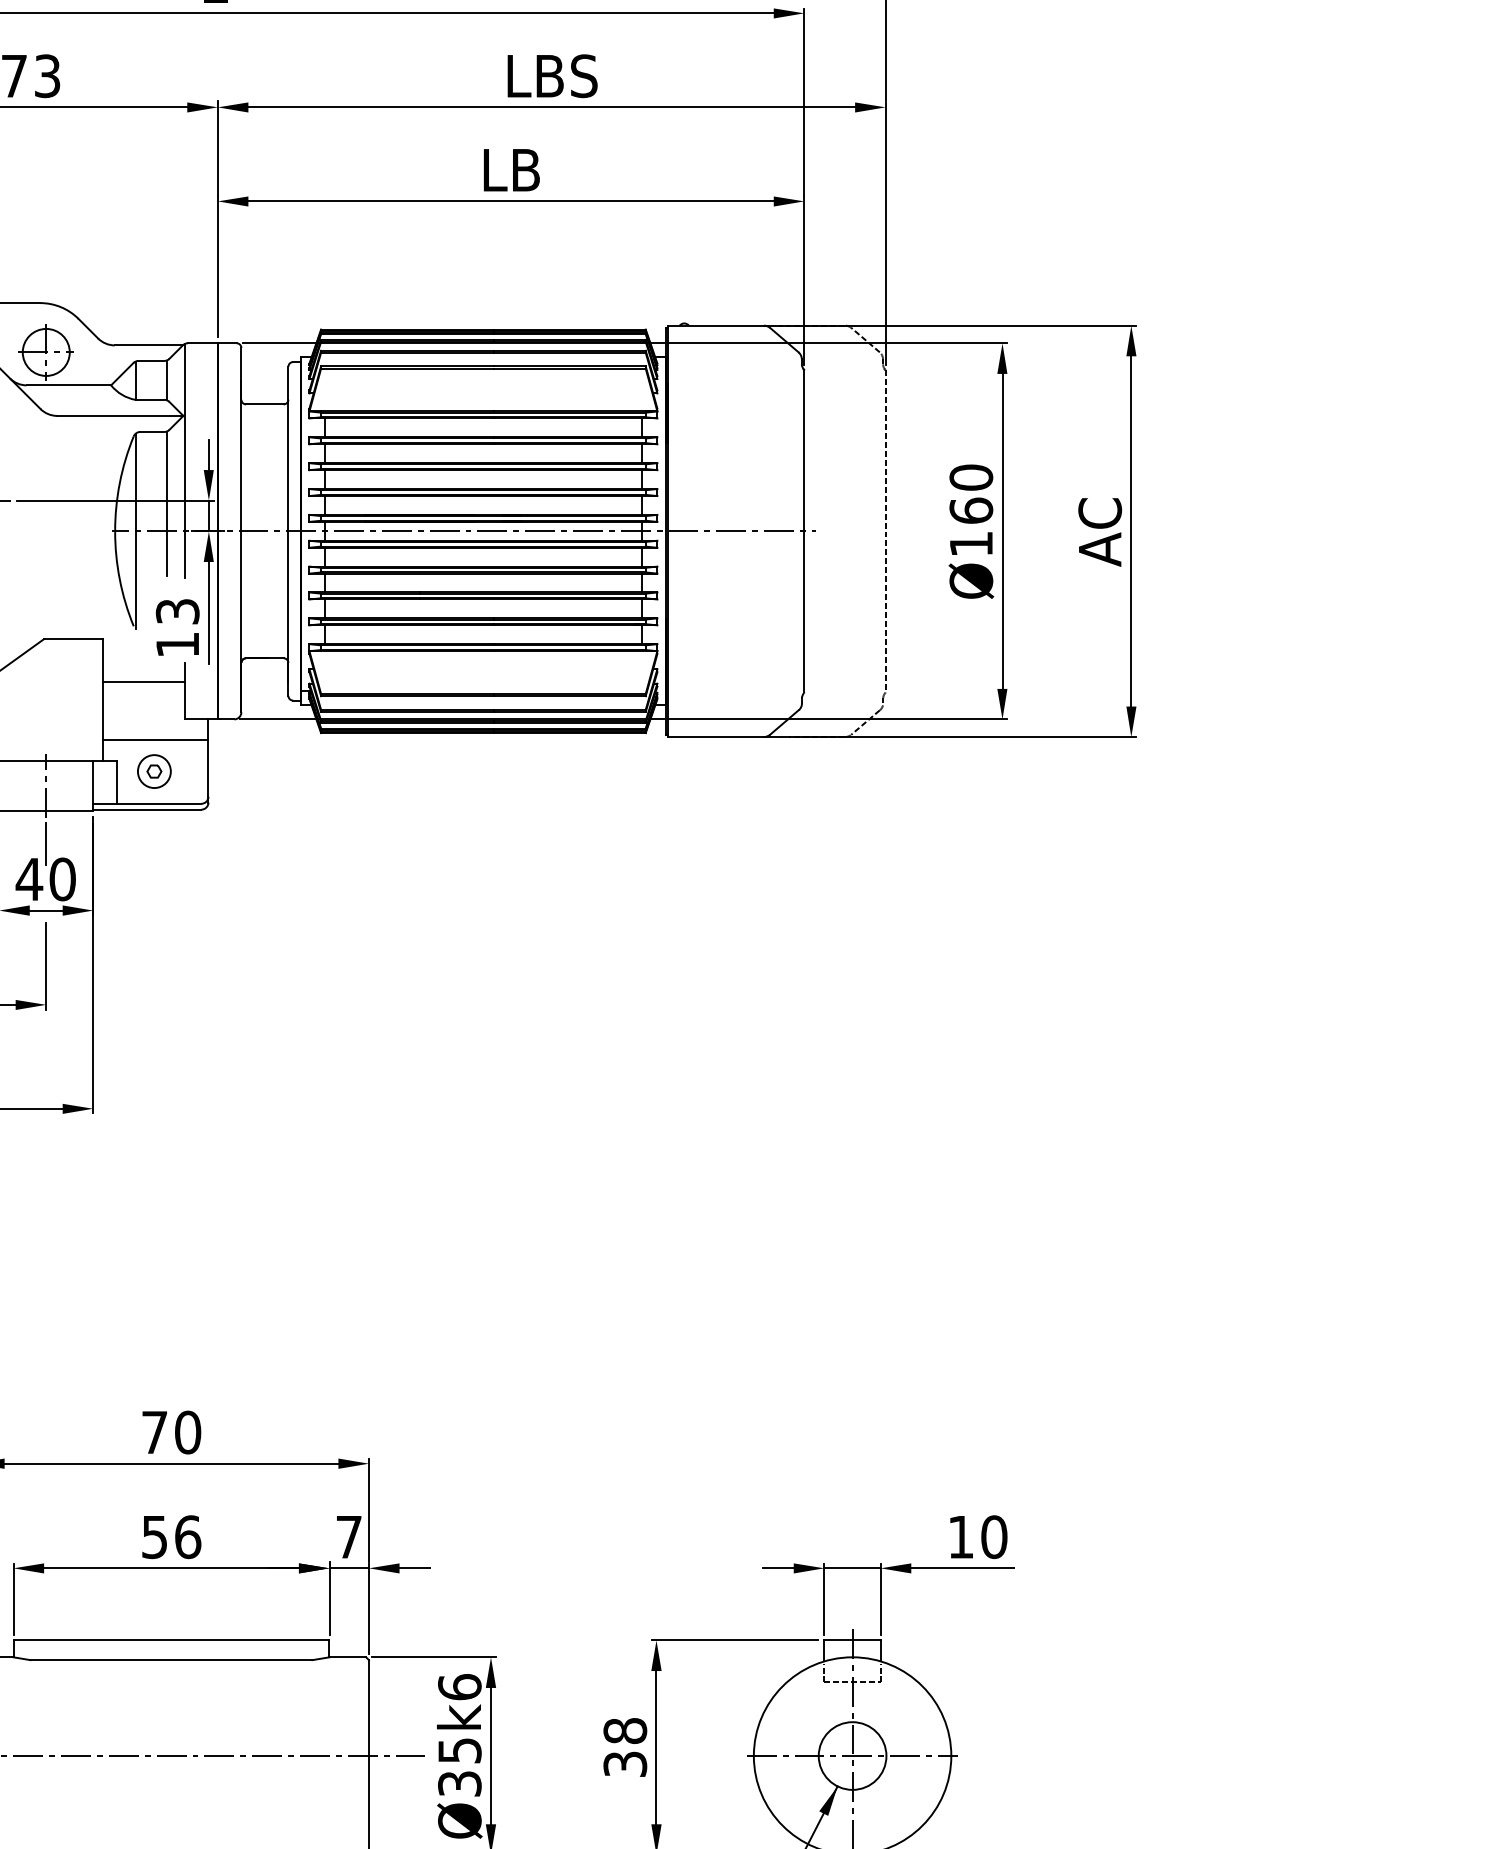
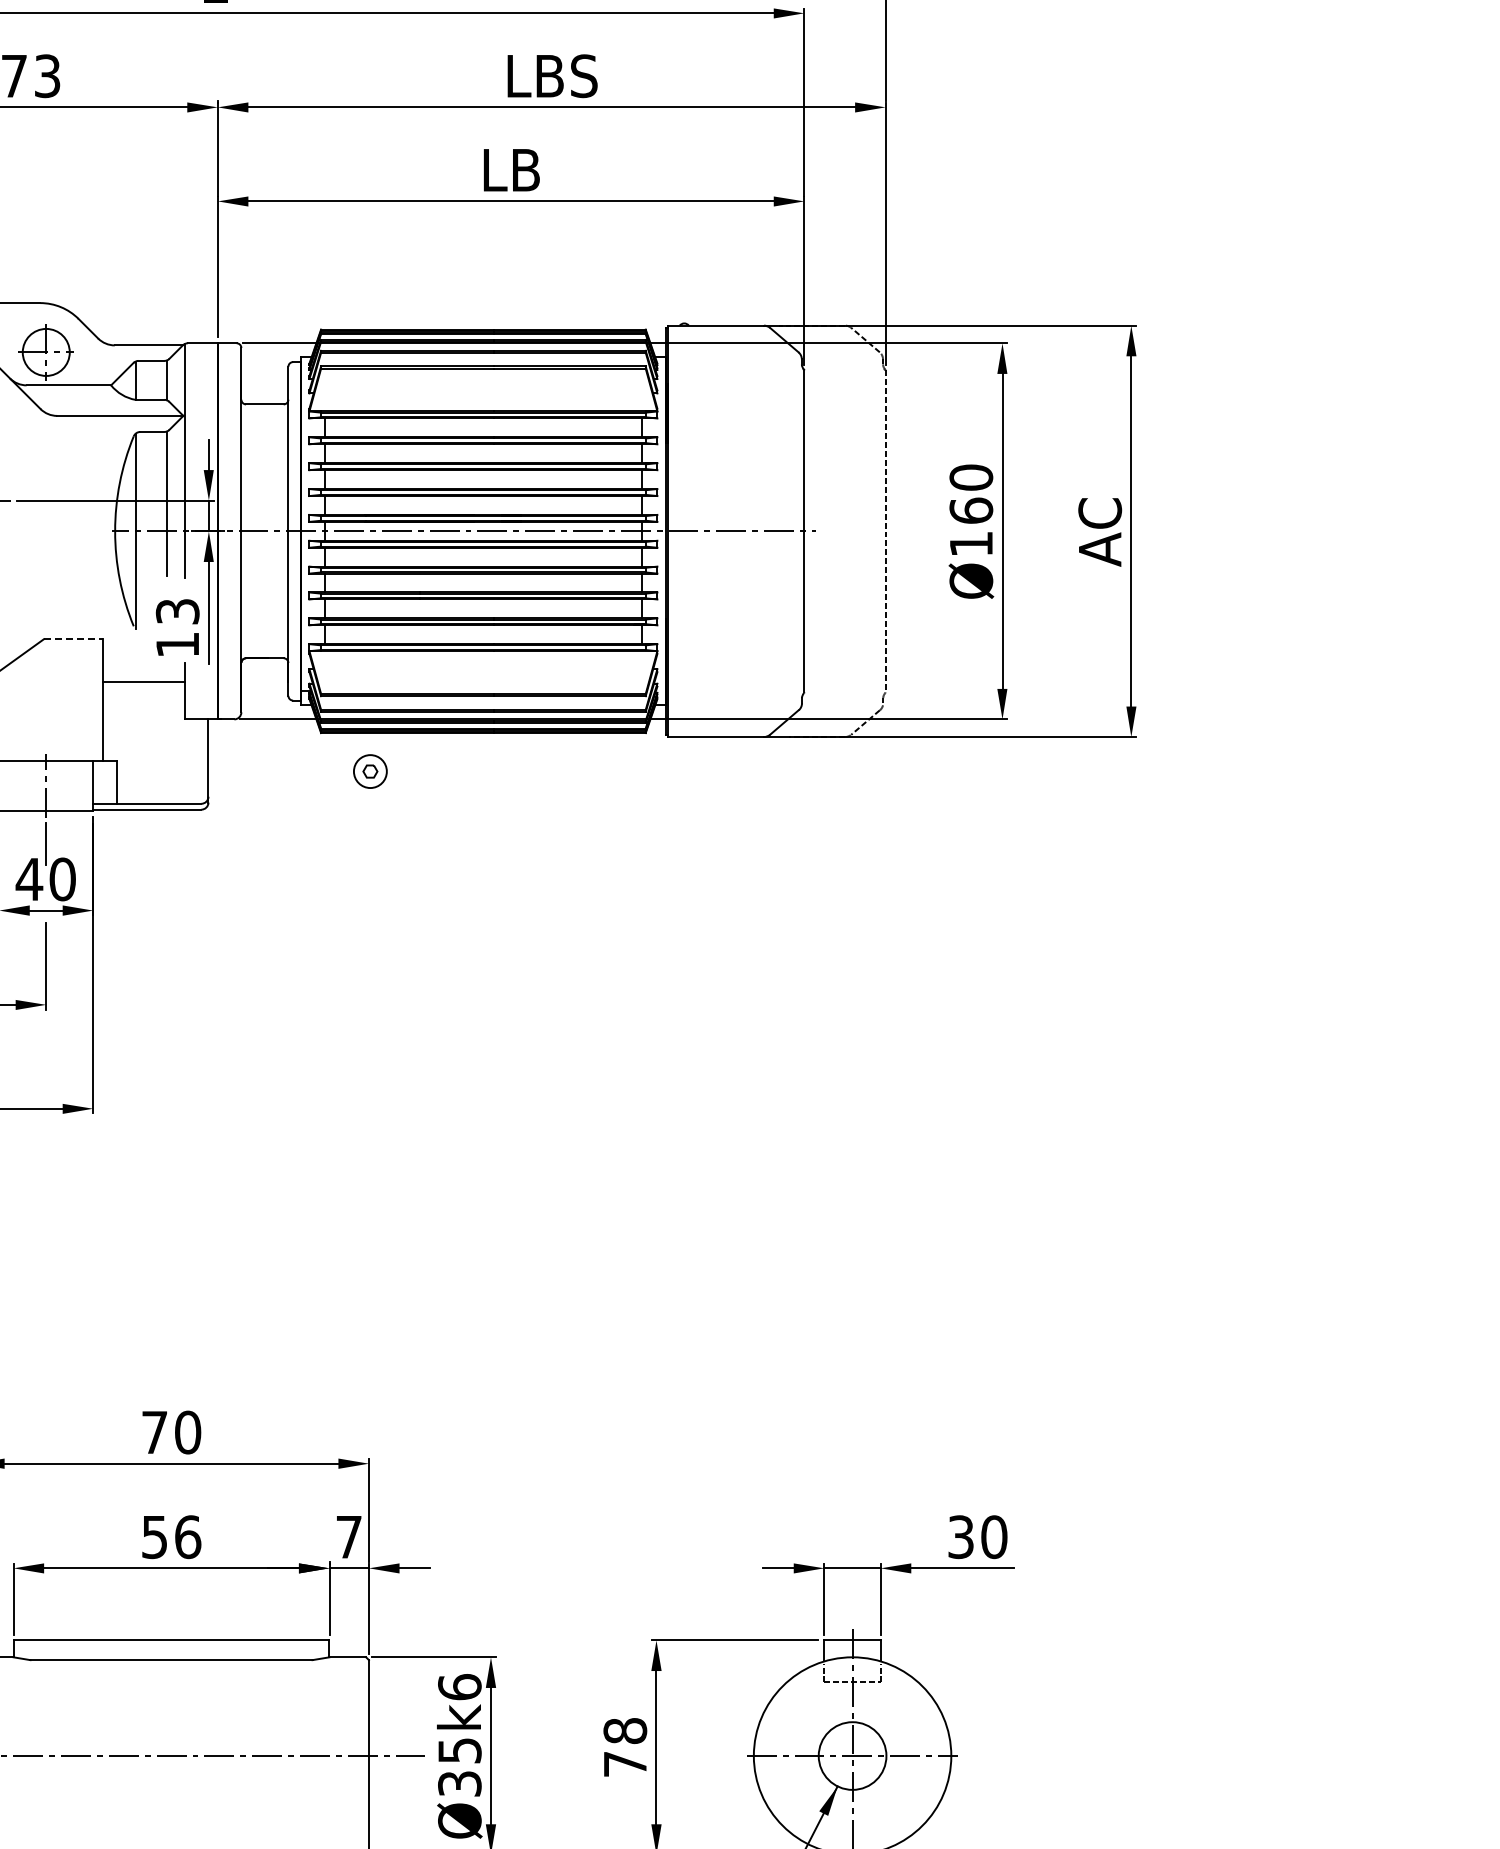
line: solid -> dashed (73, 639)
line: present -> none (155, 740)
part position: (154, 771) -> (370, 771) (370, 771)
text: 10 -> 30 (960, 1537)
text: 38 -> 78 (625, 1763)
